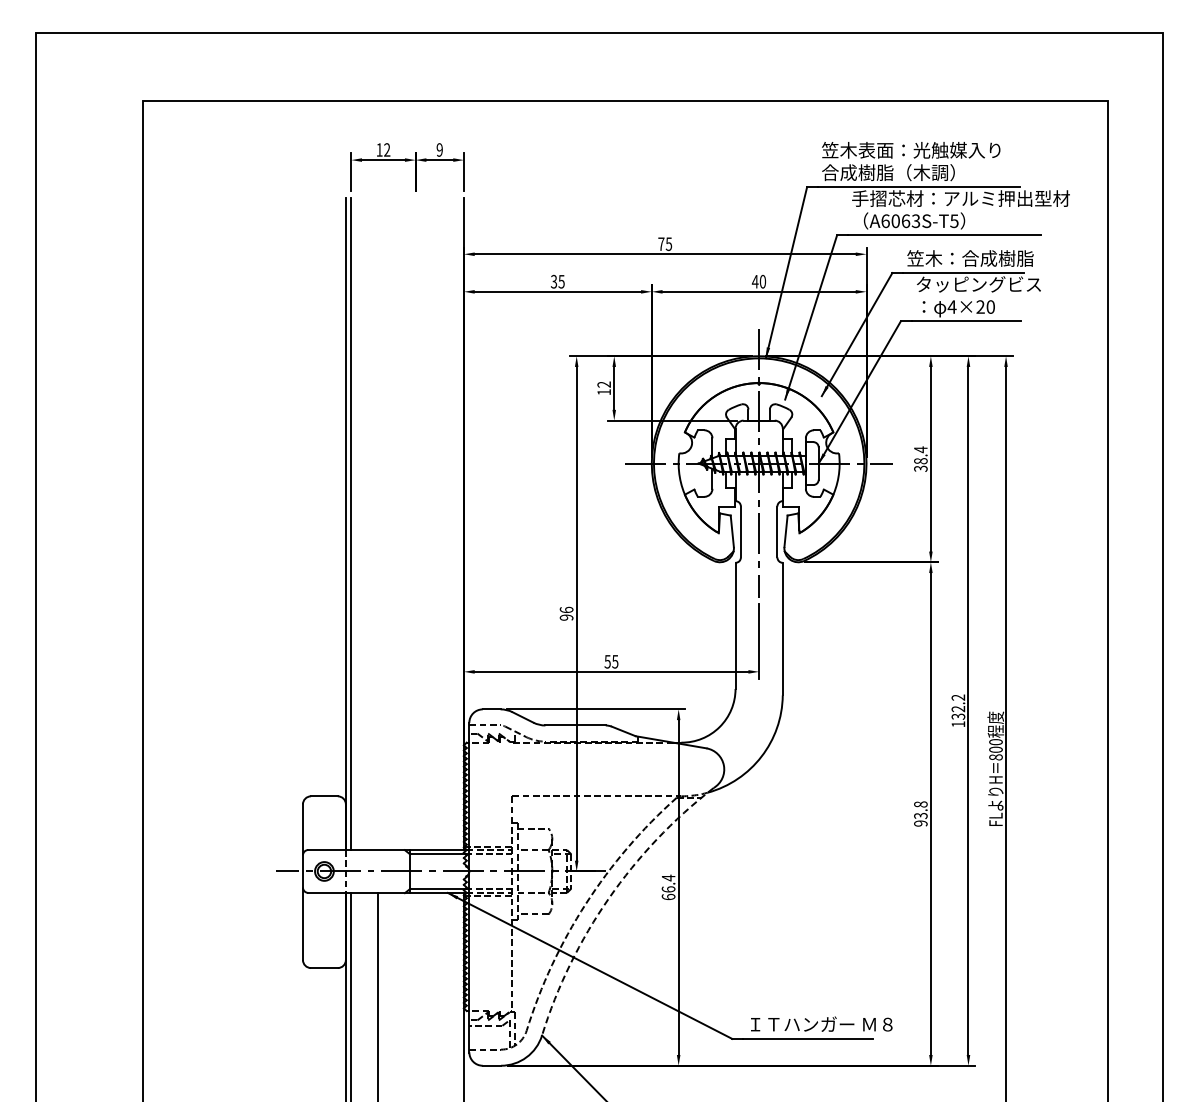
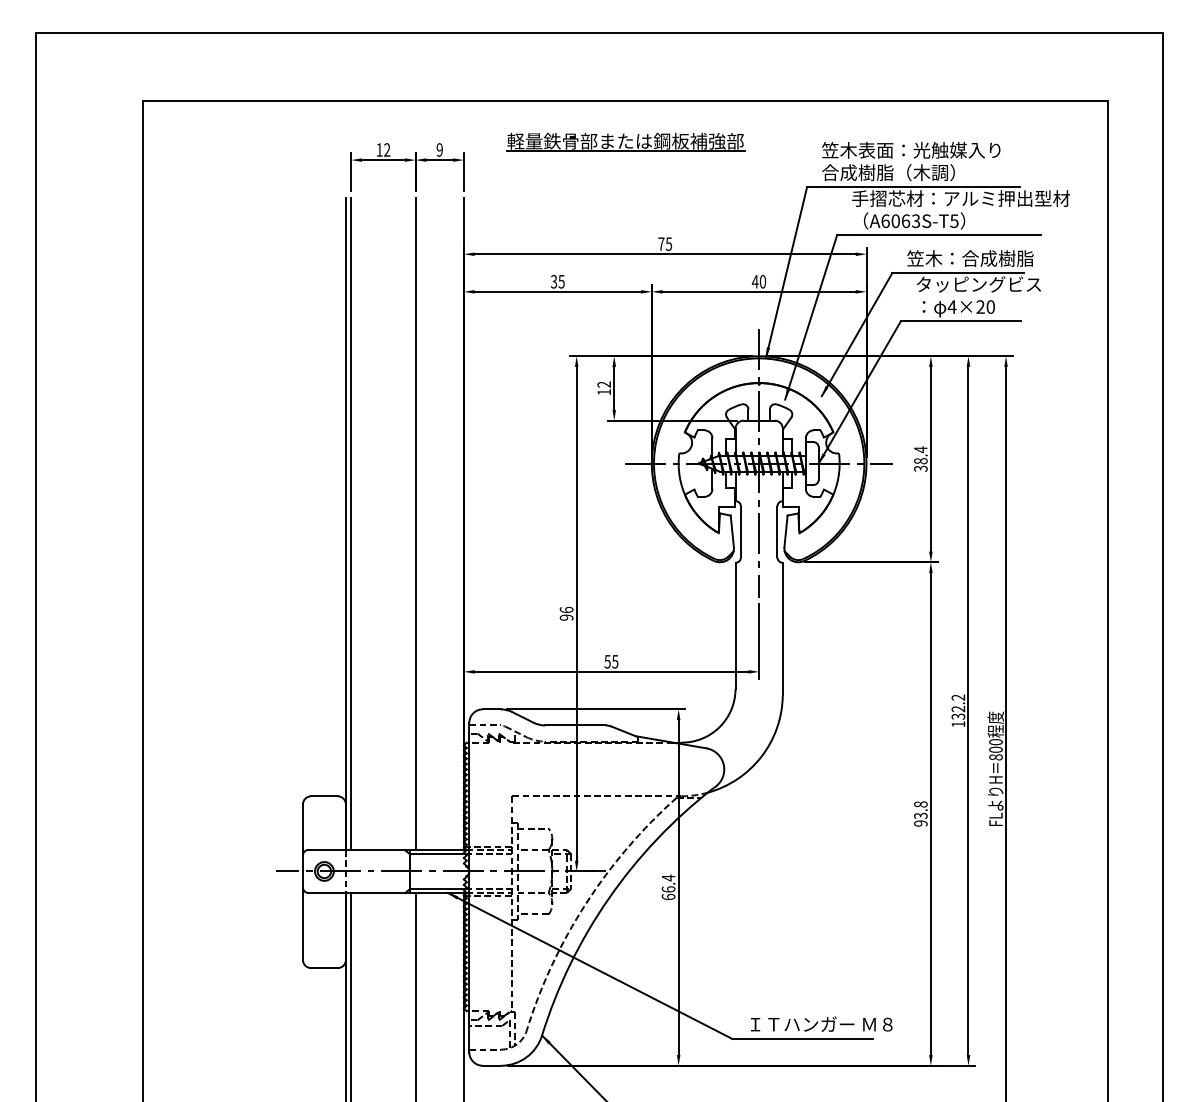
part: none -> present (625, 141)
line: none -> present (415, 523)
arc: dashed -> solid (608, 898)
line position: (377, 995) -> (415, 995) (415, 995)
